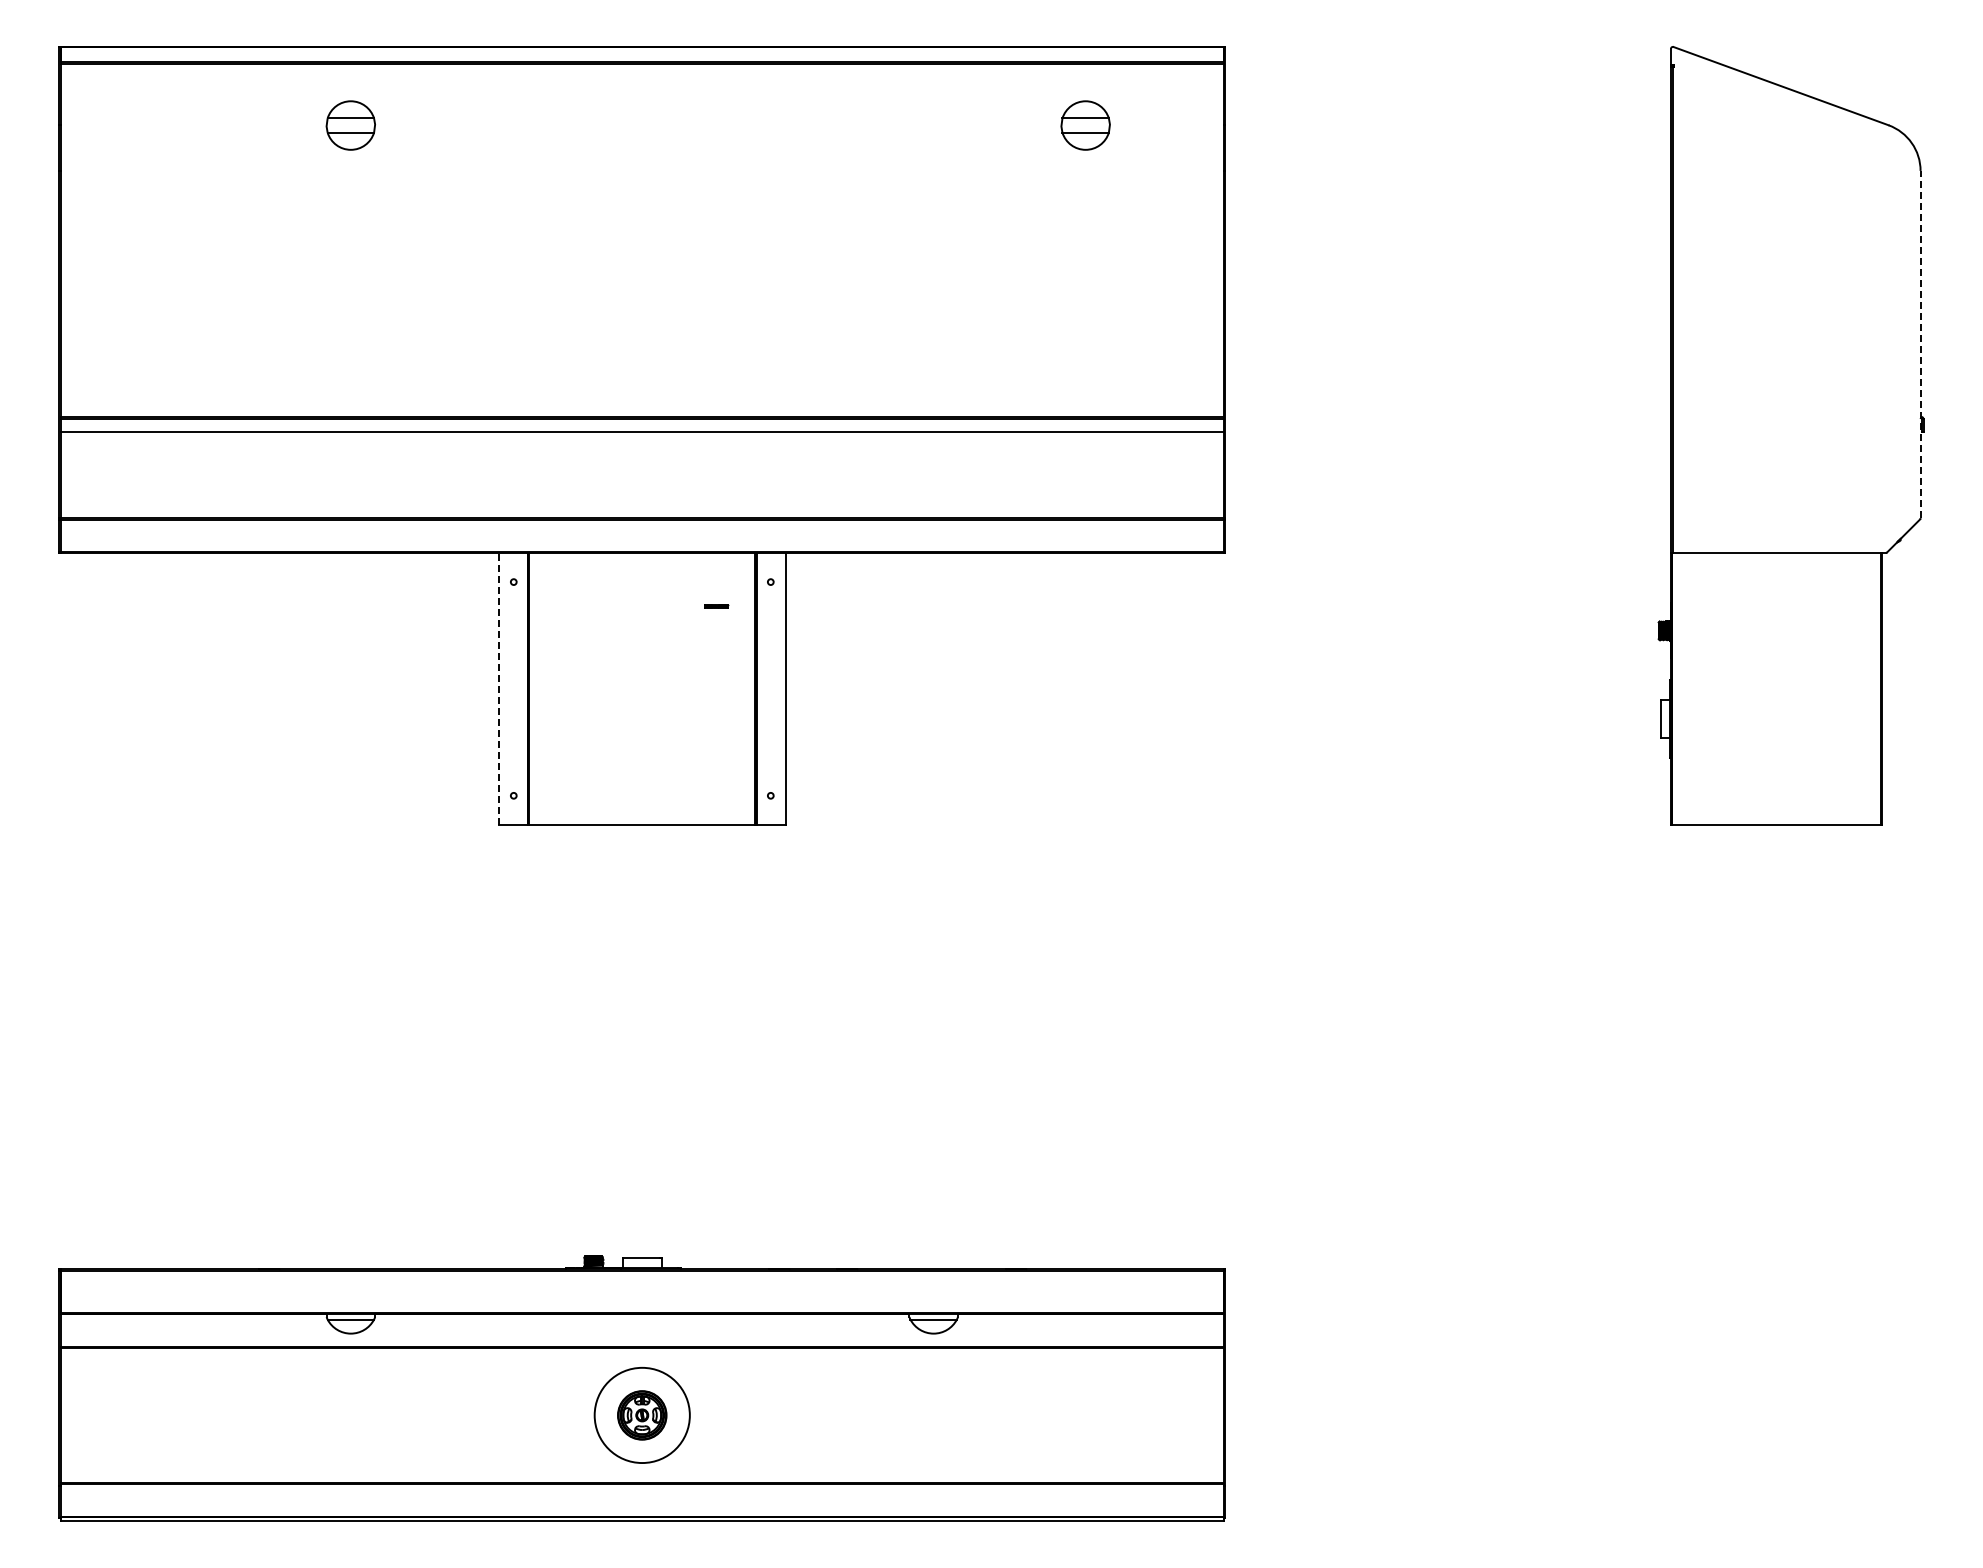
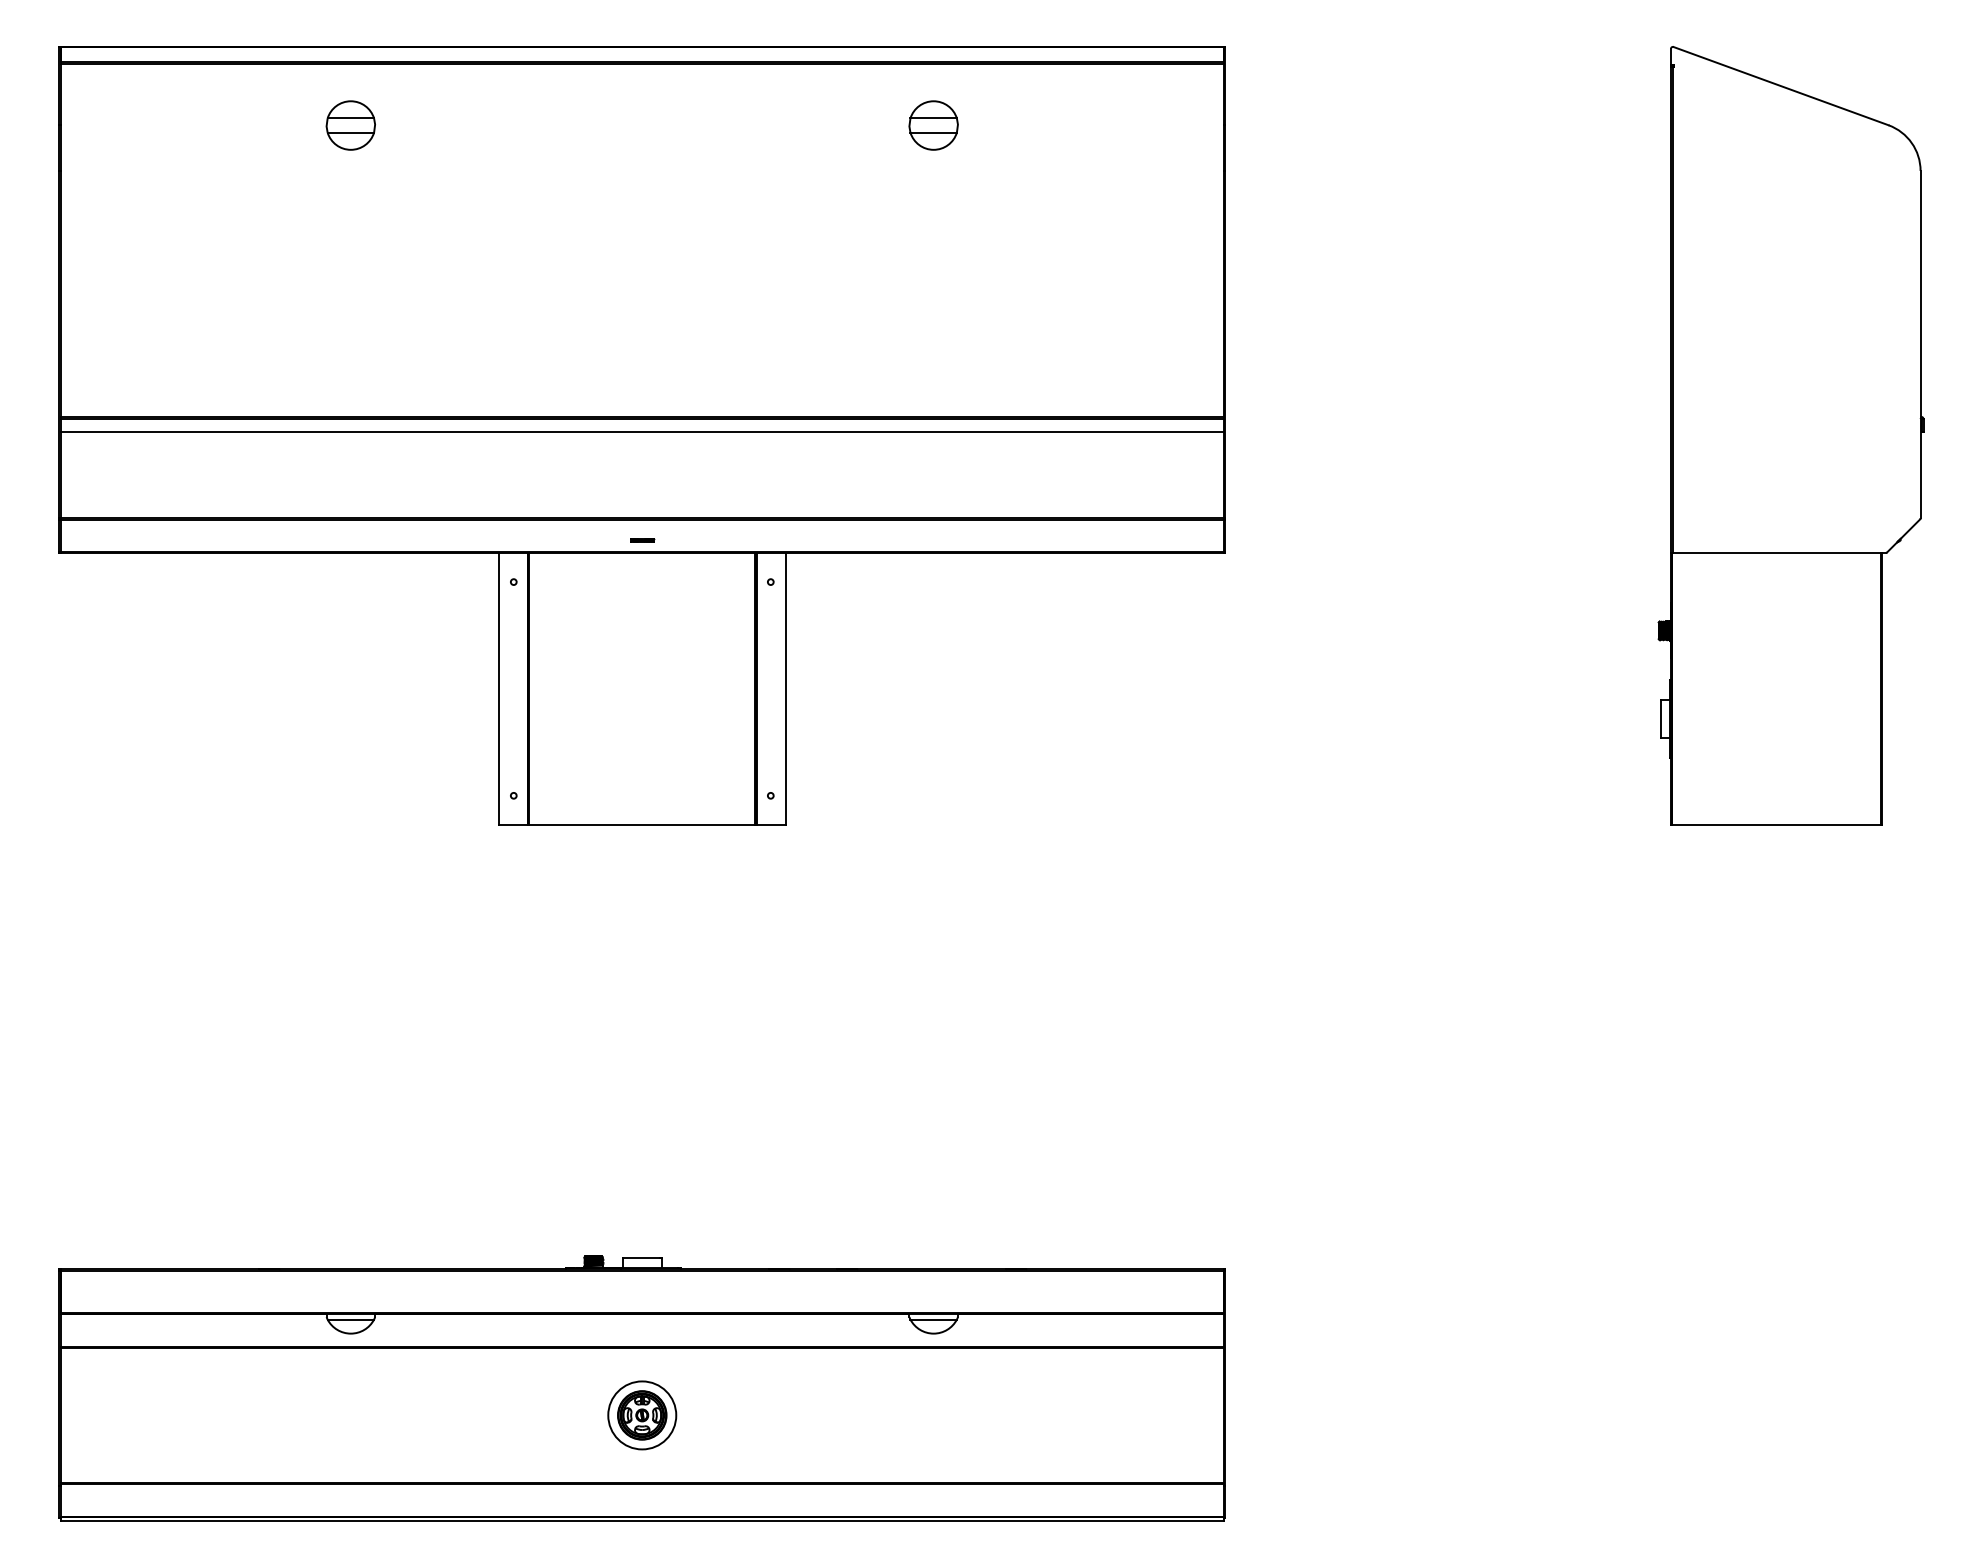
part position: (1085, 125) -> (933, 125) (933, 125)
line: dashed -> solid (1920, 344)
line position: (716, 606) -> (642, 540) (642, 540)
line: dashed -> solid (498, 688)
circle diameter: 95 px -> 68 px (642, 1415)
